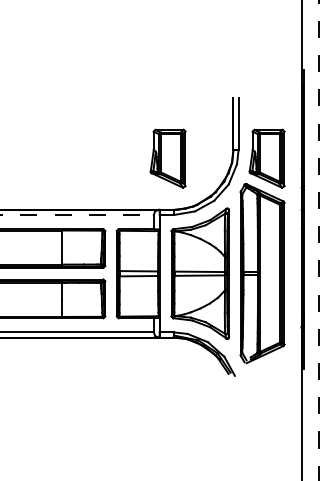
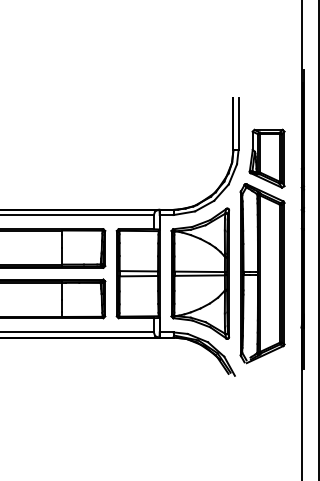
part: present -> none (167, 158)
line: dashed -> solid (76, 215)
line: dashed -> solid (319, 241)
